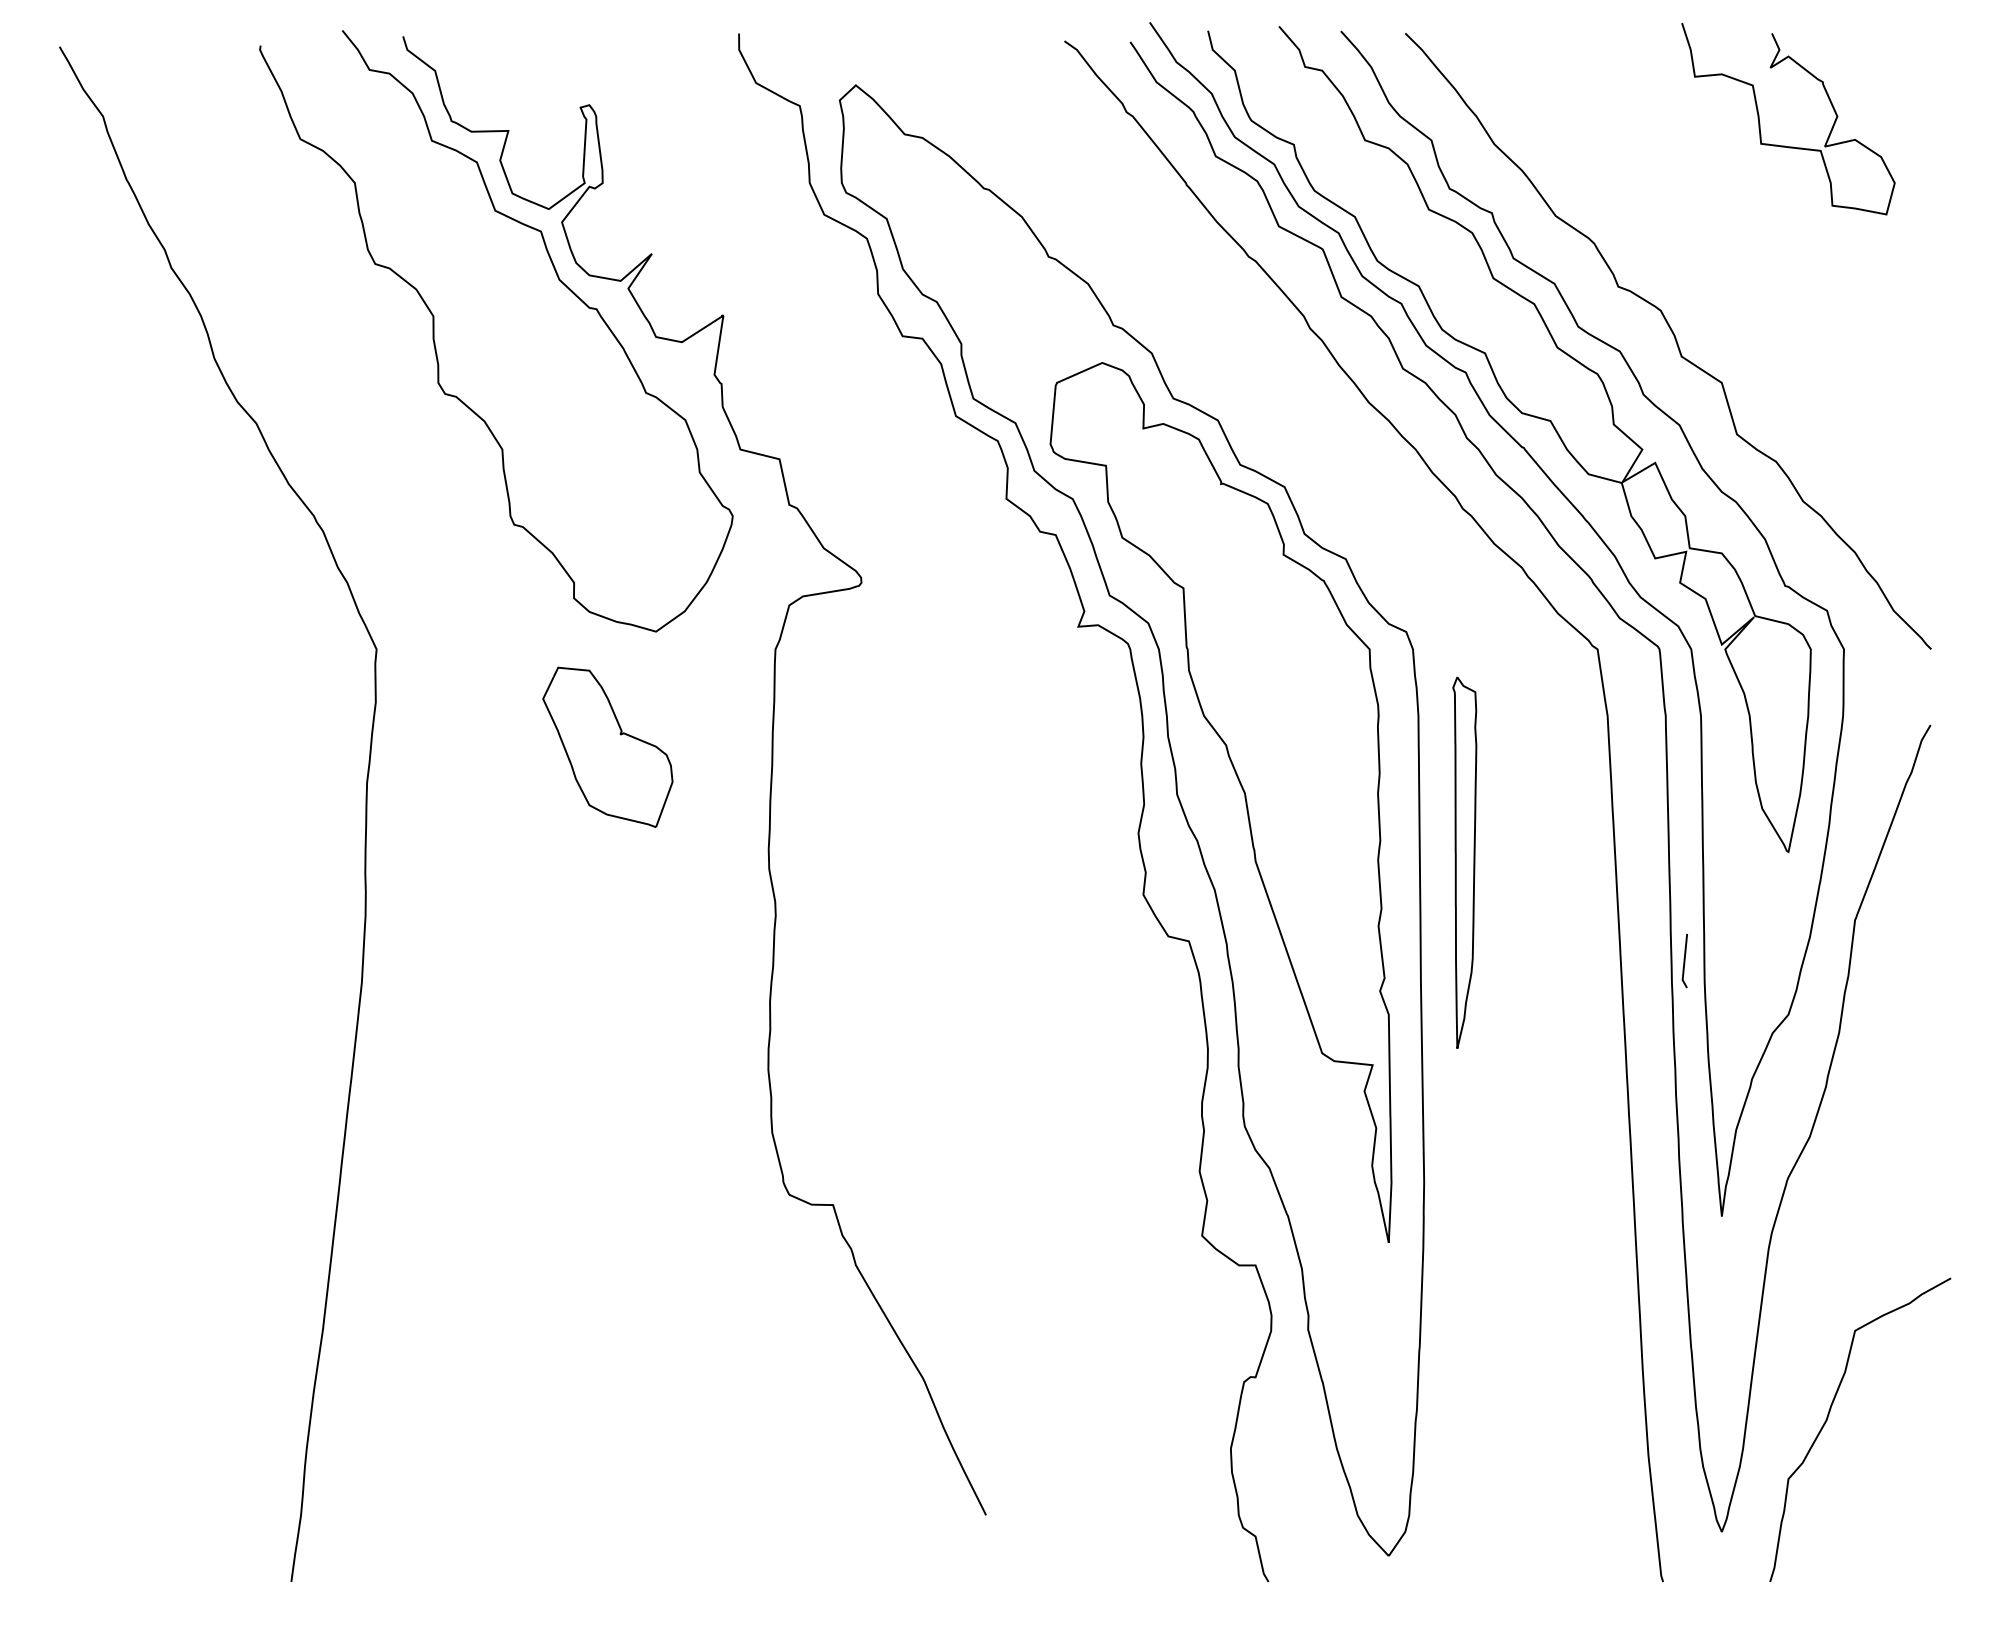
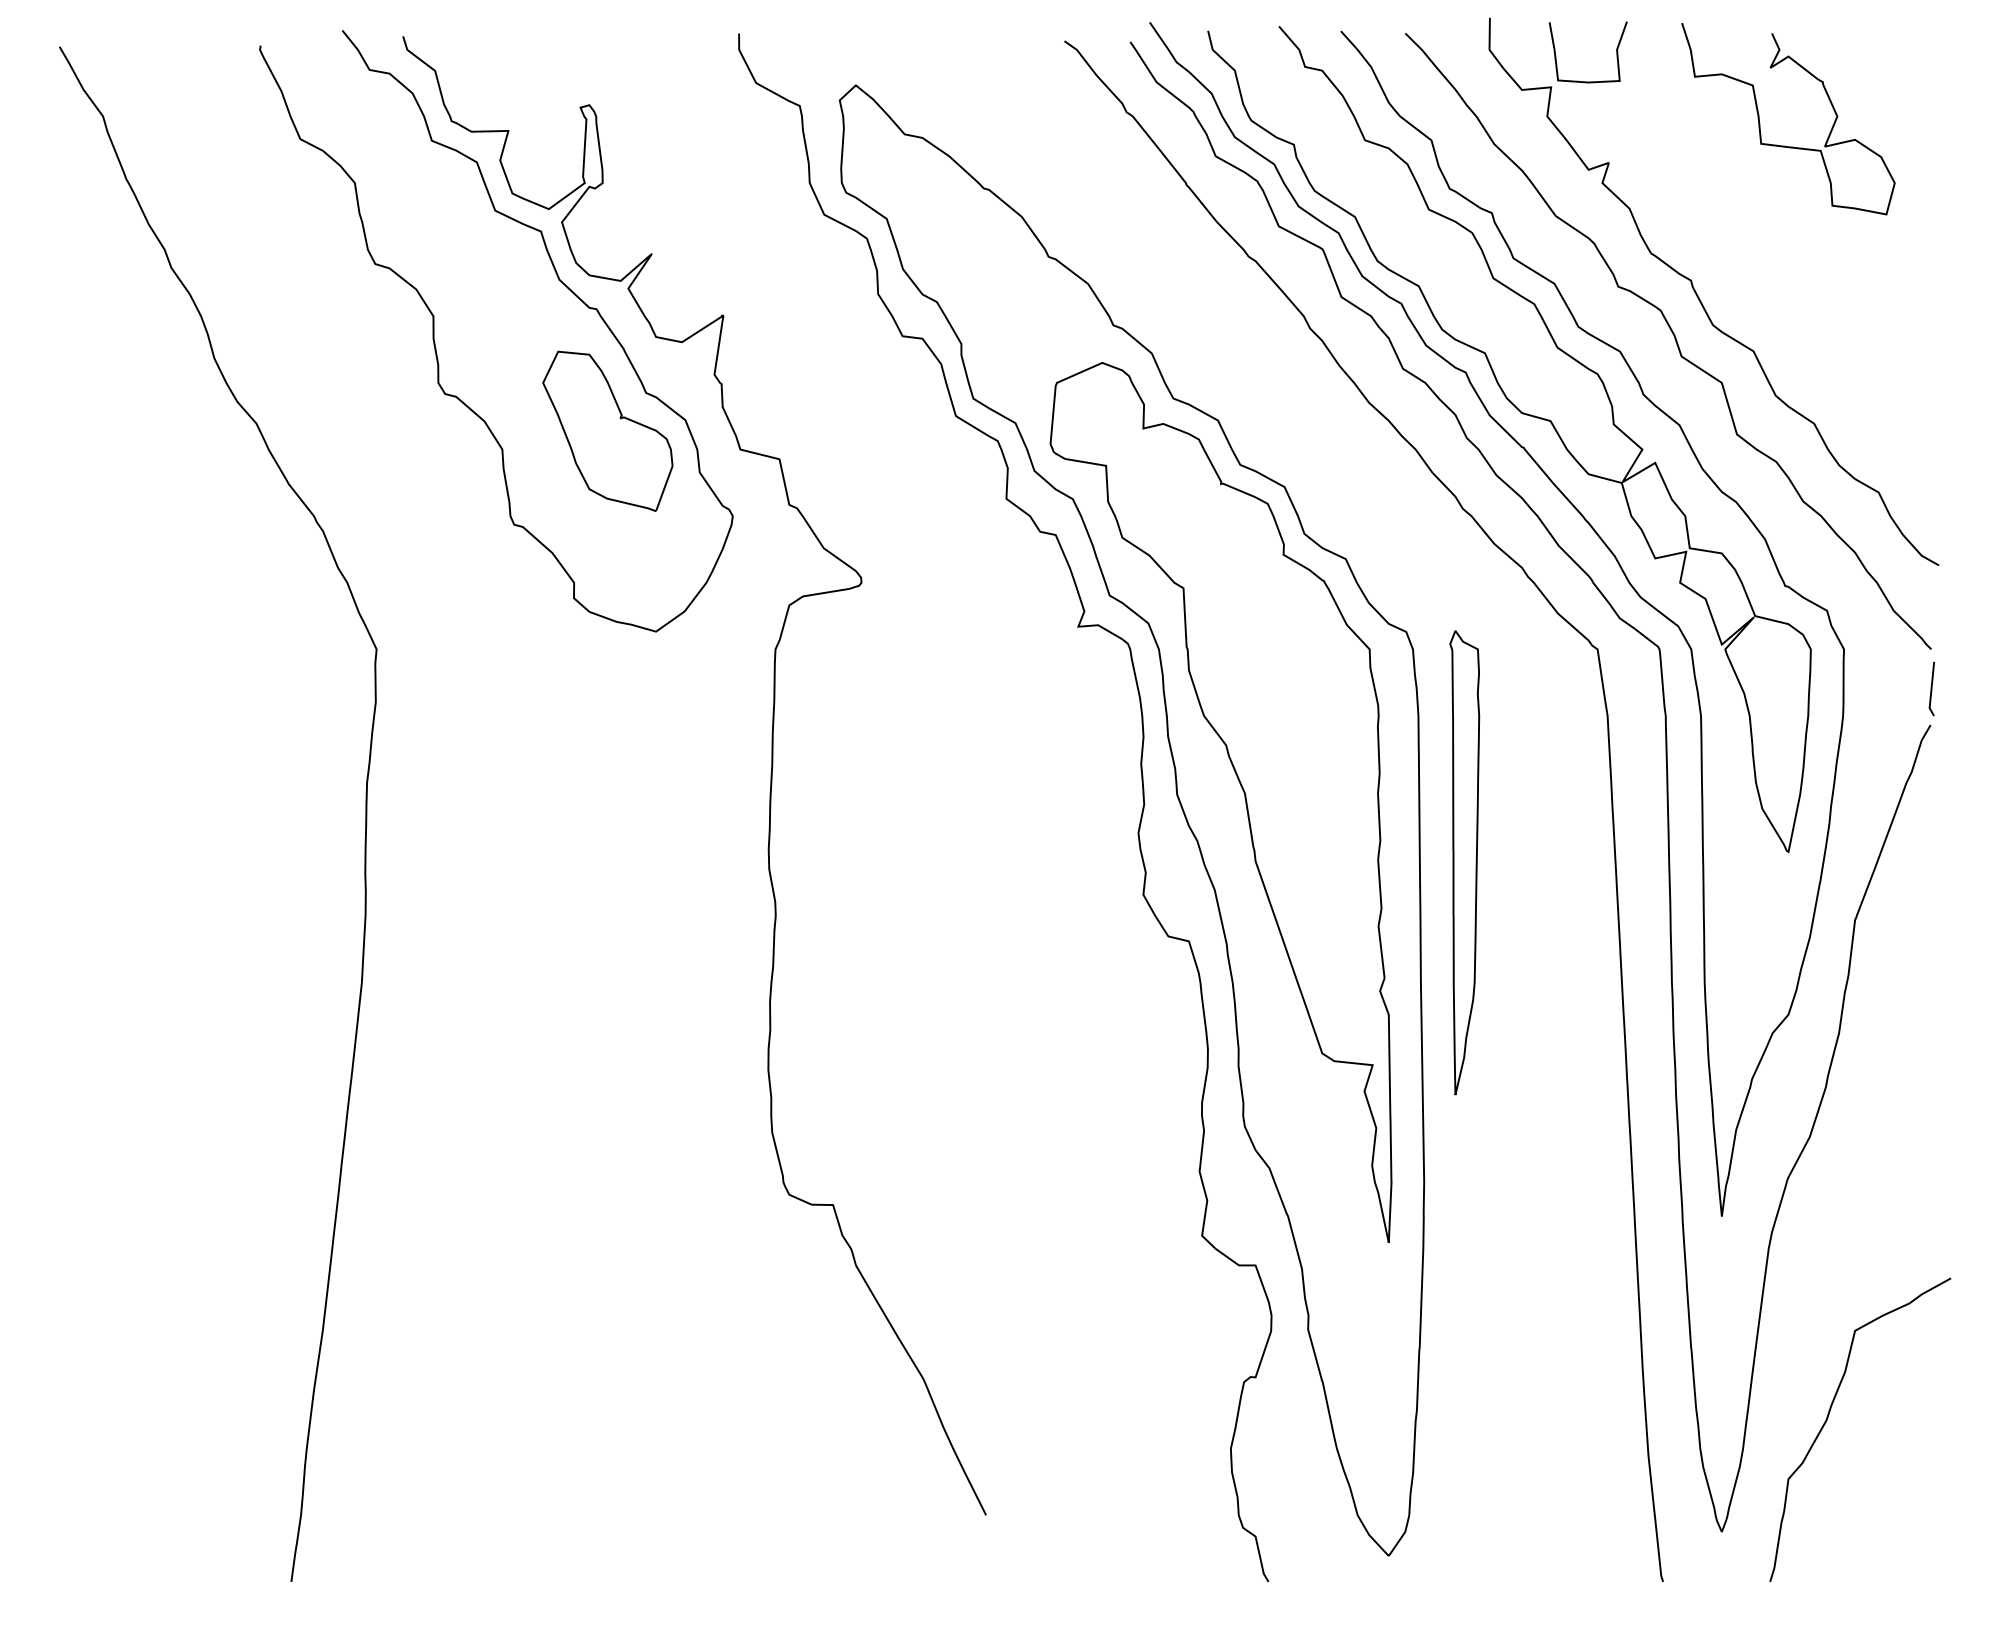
part: none -> present (1699, 297)
part position: (607, 746) -> (607, 430) (607, 430)
part size: 26x373 px -> 32x466 px (1464, 862)
line position: (1684, 960) -> (1931, 688) (1931, 688)
